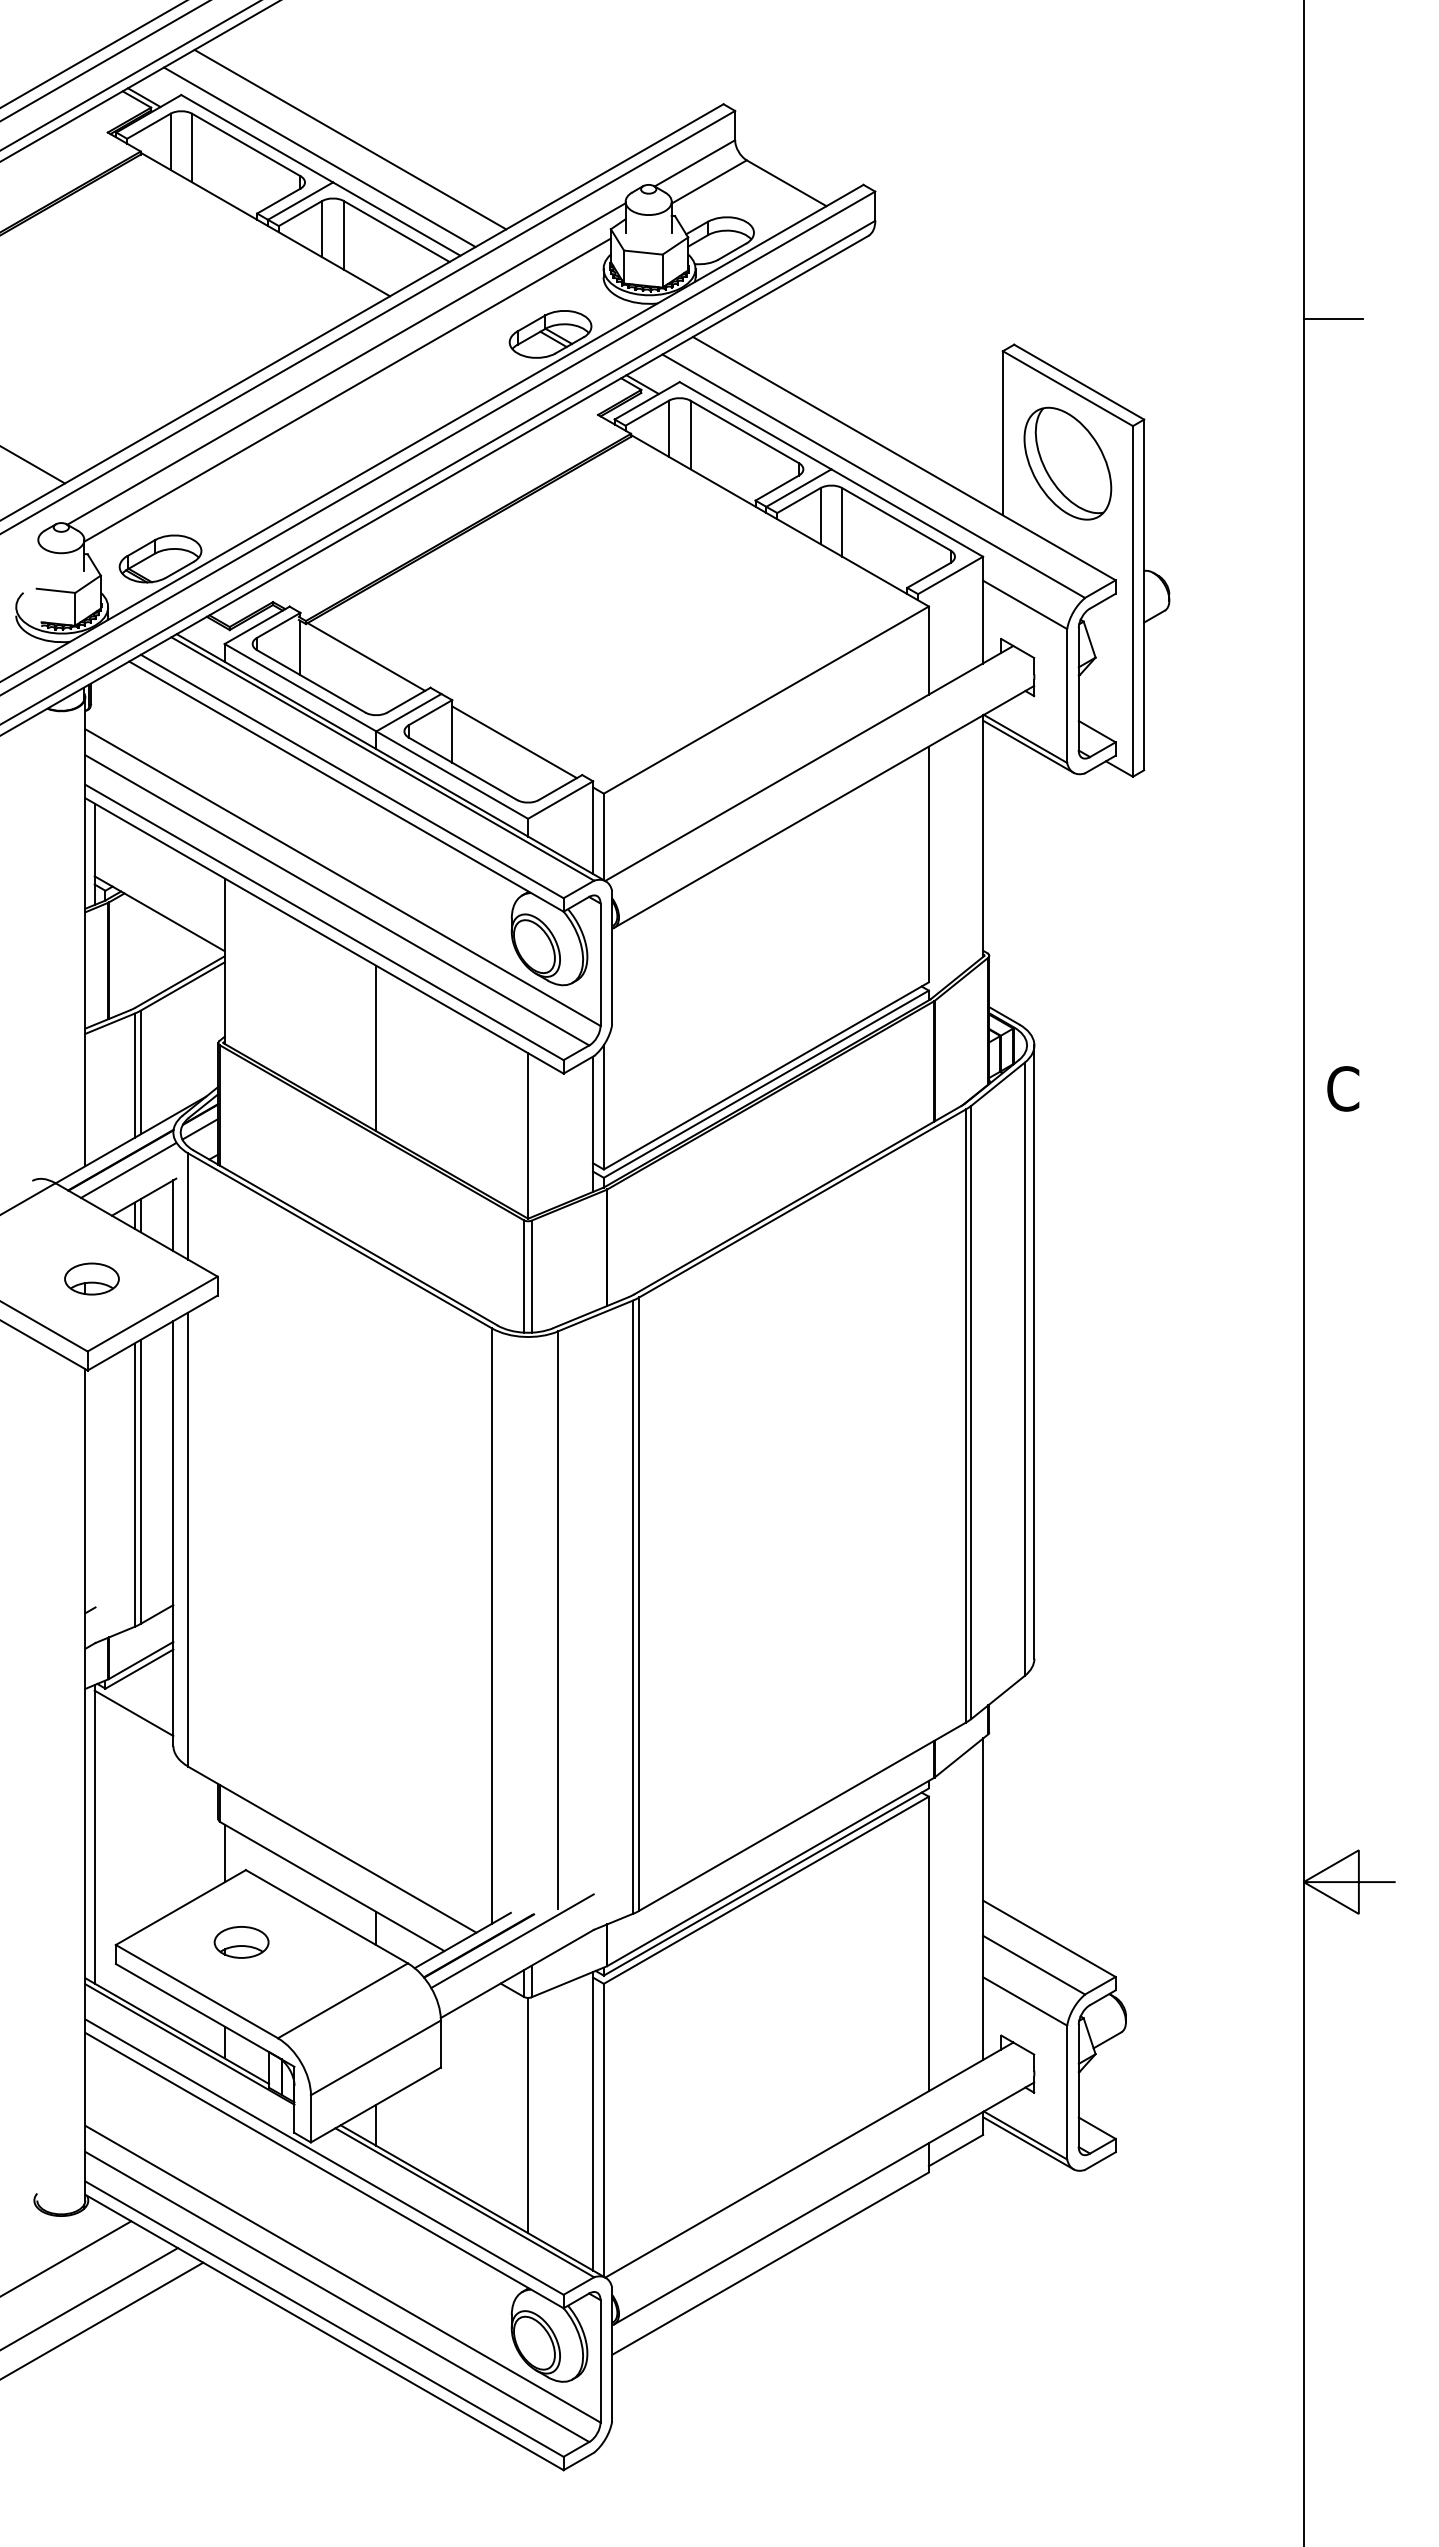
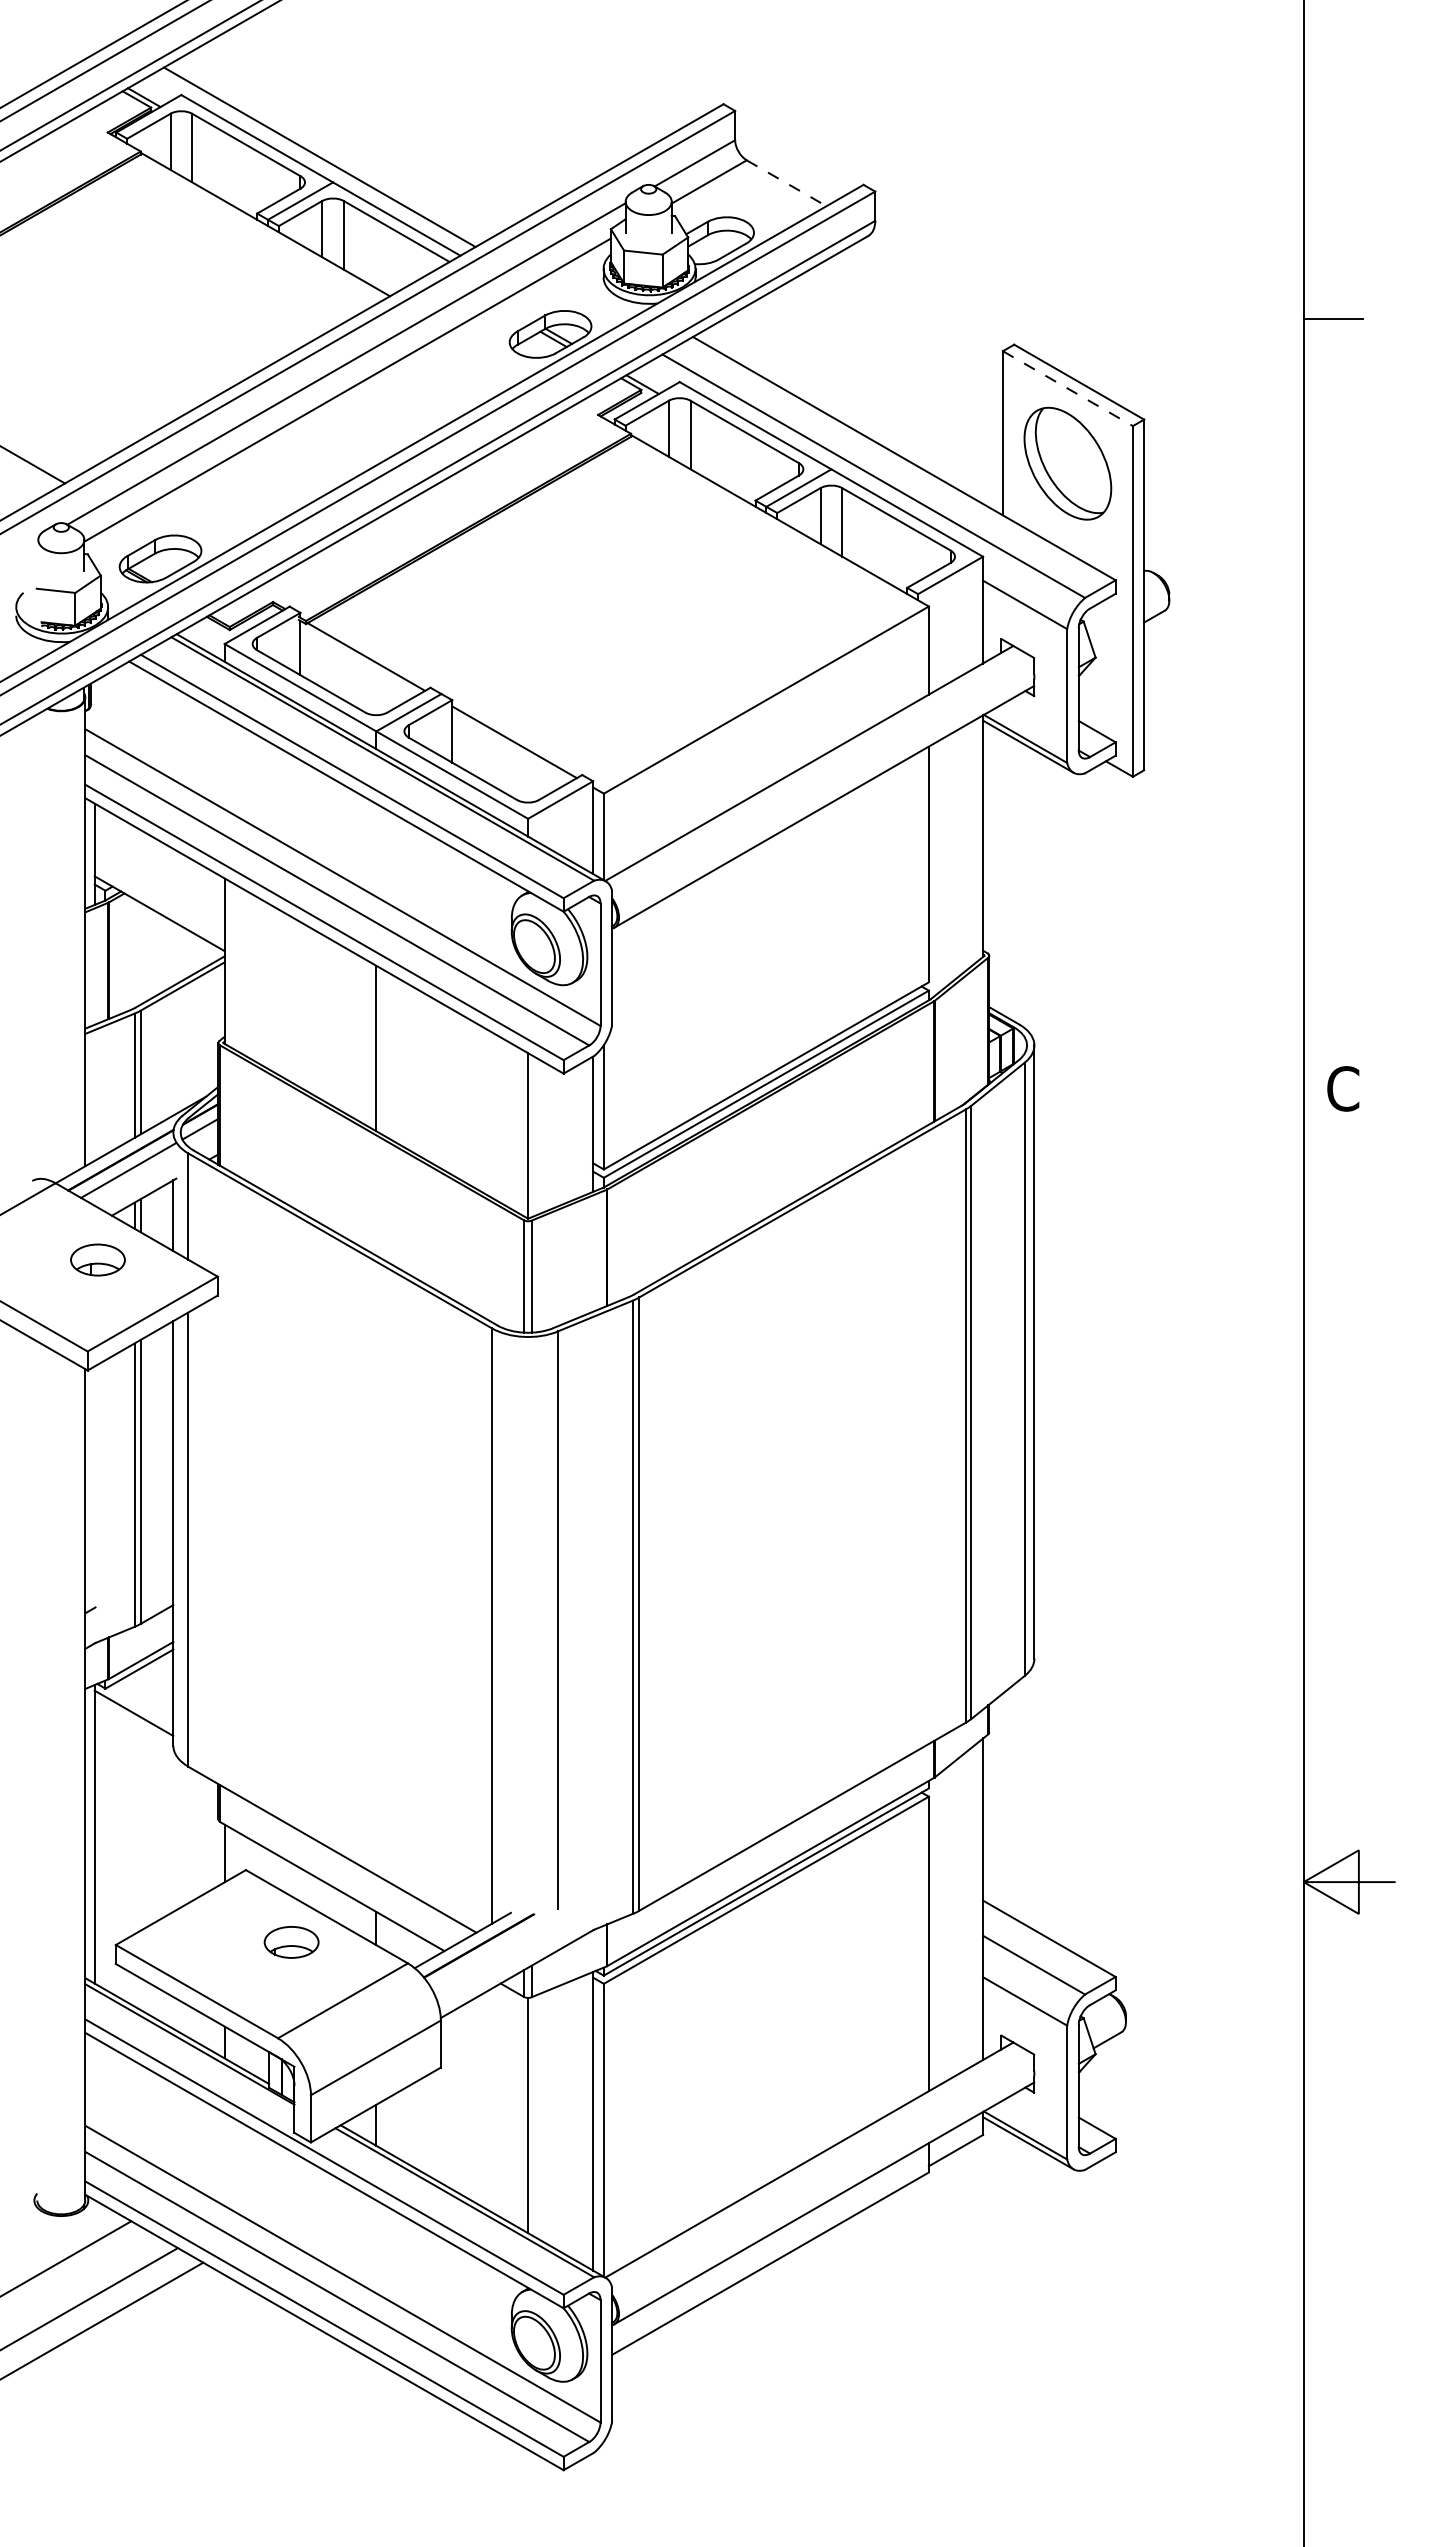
line: present -> none (350, 139)
line: solid -> dashed (787, 183)
line: solid -> dashed (1068, 388)
part position: (91, 1278) -> (97, 1259) (97, 1259)
line: present -> none (512, 1941)
part position: (241, 1942) -> (291, 1942) (291, 1942)
